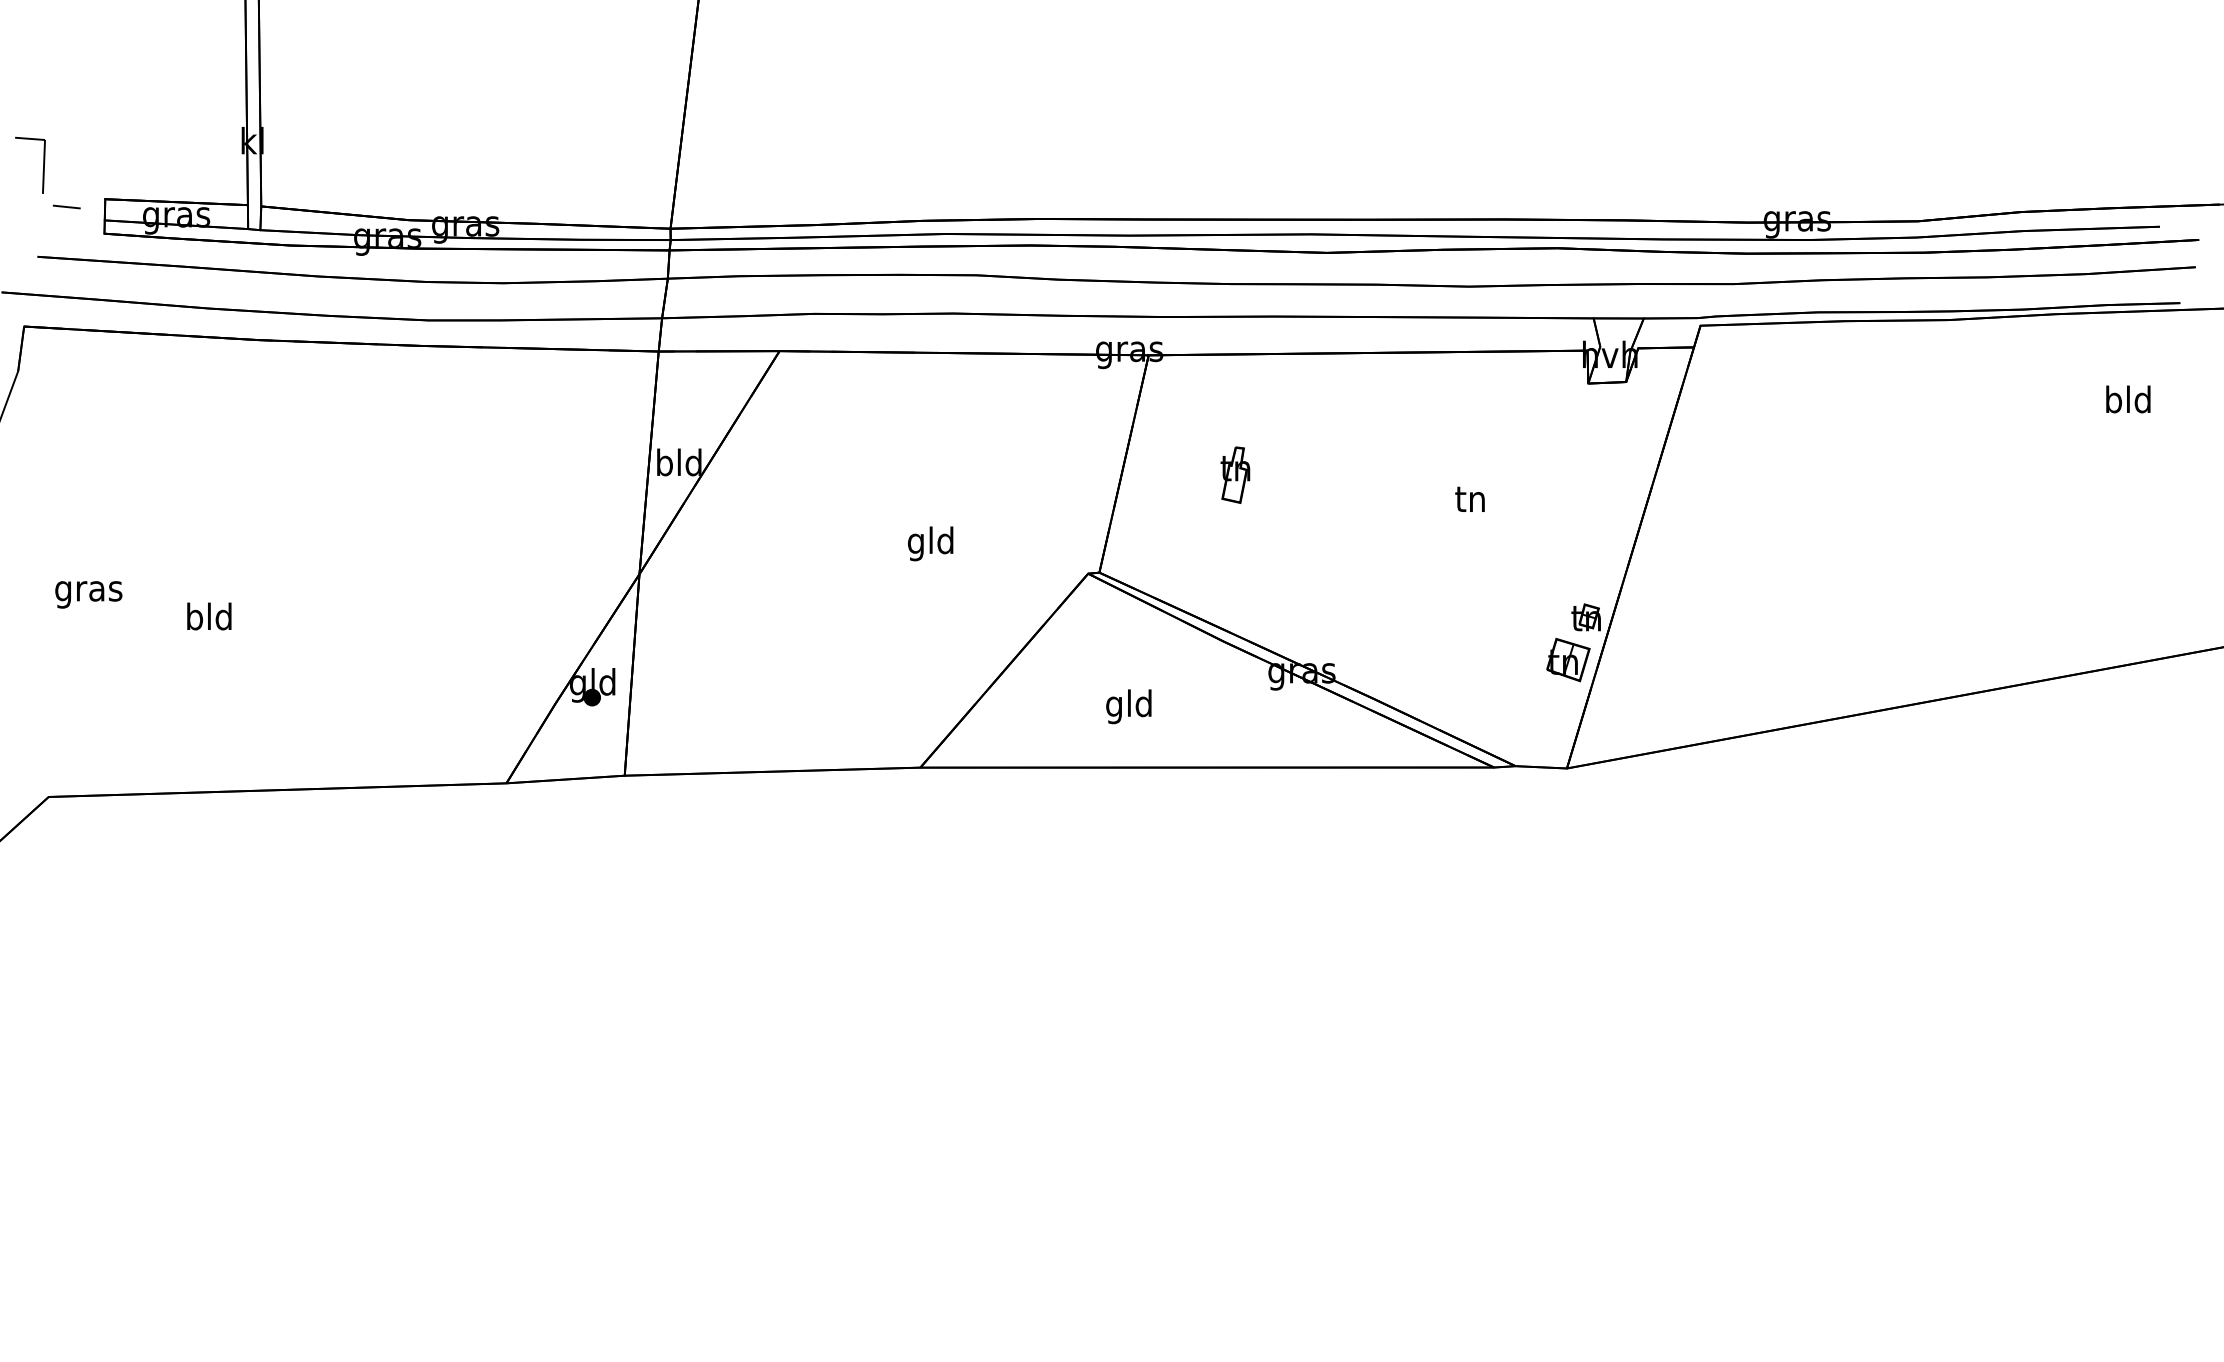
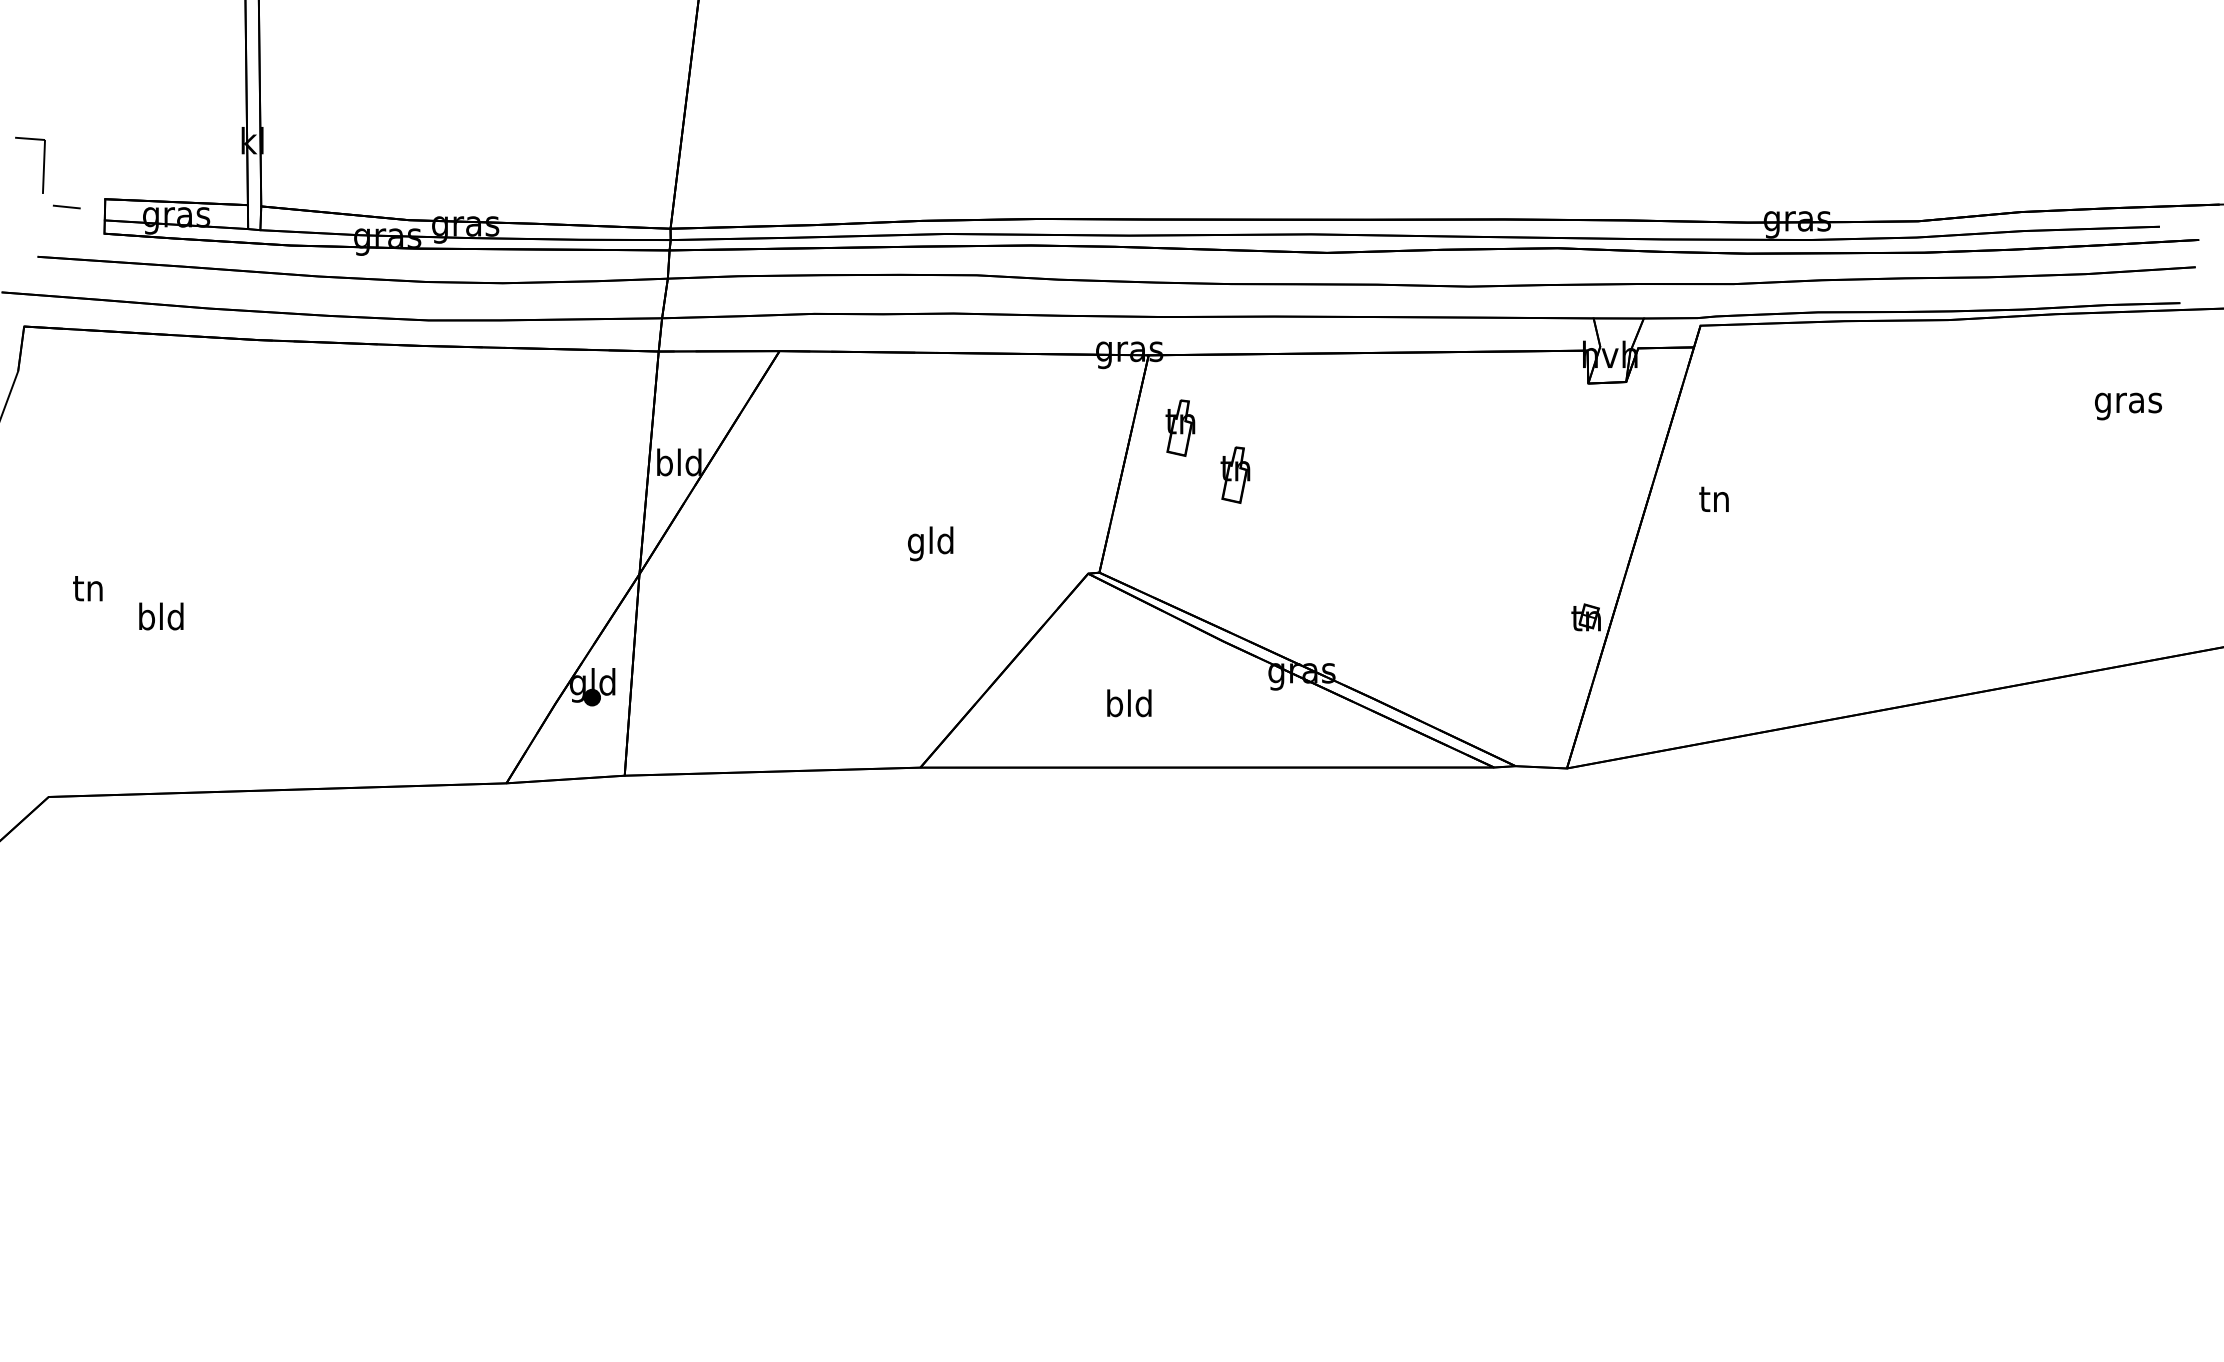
text: bld -> gras (2128, 402)
part: none -> present (1180, 427)
text position: (1469, 498) -> (1713, 498) (1713, 498)
text: gras -> tn (88, 592)
text position: (209, 616) -> (161, 616) (161, 616)
part: present -> none (1568, 660)
text: gld -> bld (1114, 706)
